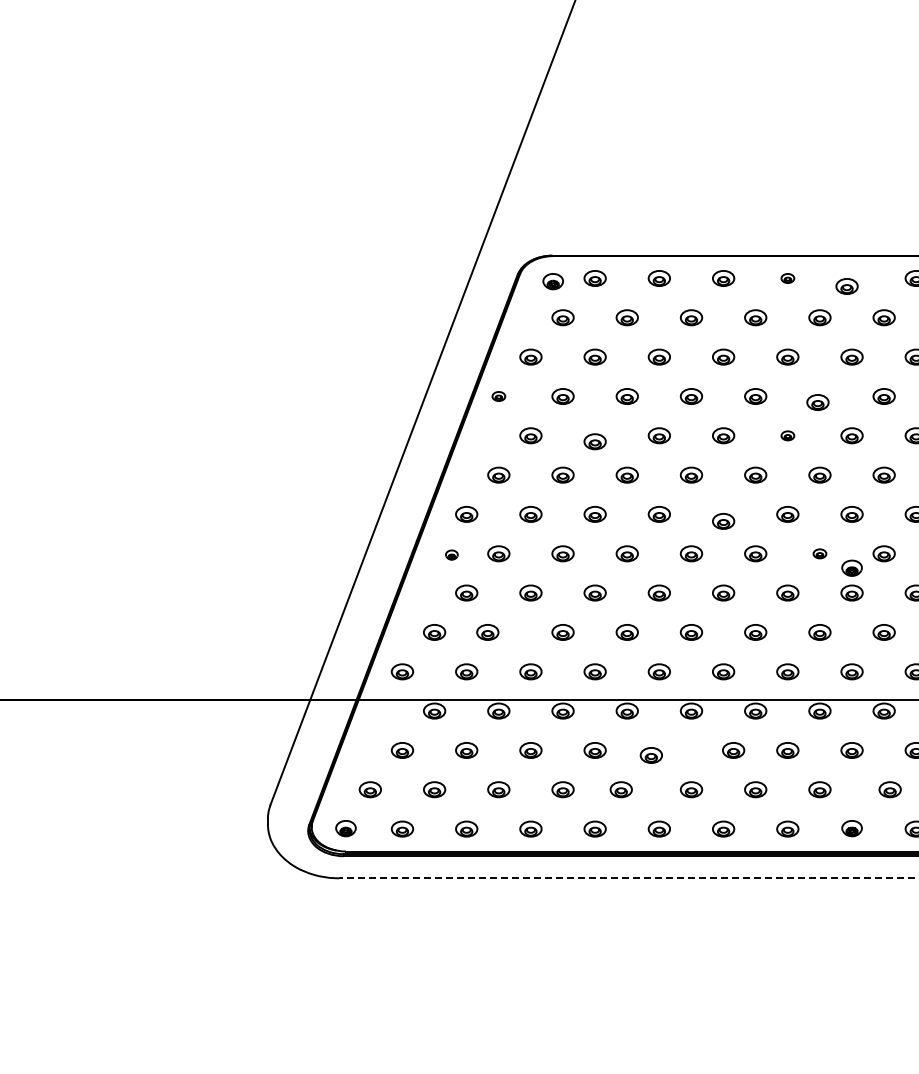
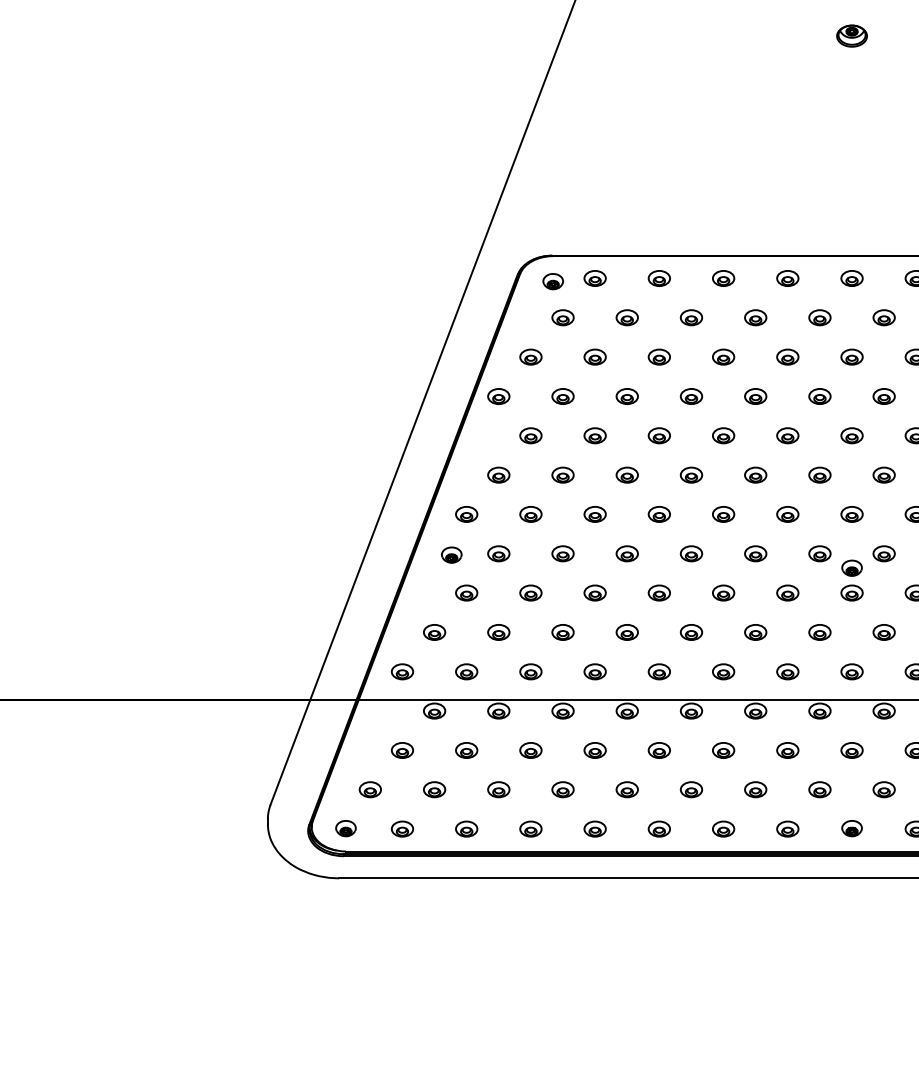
part: none -> present (851, 35)
part size: 16x11 px -> 24x17 px (787, 278)
part position: (846, 286) -> (851, 278) (851, 278)
part size: 16x11 px -> 24x17 px (498, 396)
part position: (817, 402) -> (819, 396) (819, 396)
part size: 16x12 px -> 24x18 px (787, 435)
part position: (594, 441) -> (594, 435) (594, 435)
part position: (723, 521) -> (723, 514) (723, 514)
part size: 16x12 px -> 24x18 px (819, 553)
part size: 14x12 px -> 22x18 px (451, 554)
part position: (487, 632) -> (498, 632) (498, 632)
part position: (733, 750) -> (723, 750) (723, 750)
part position: (650, 755) -> (658, 750) (658, 750)
part position: (620, 789) -> (626, 789) (626, 789)
part position: (889, 789) -> (883, 789) (883, 789)
line: dashed -> solid (628, 878)
